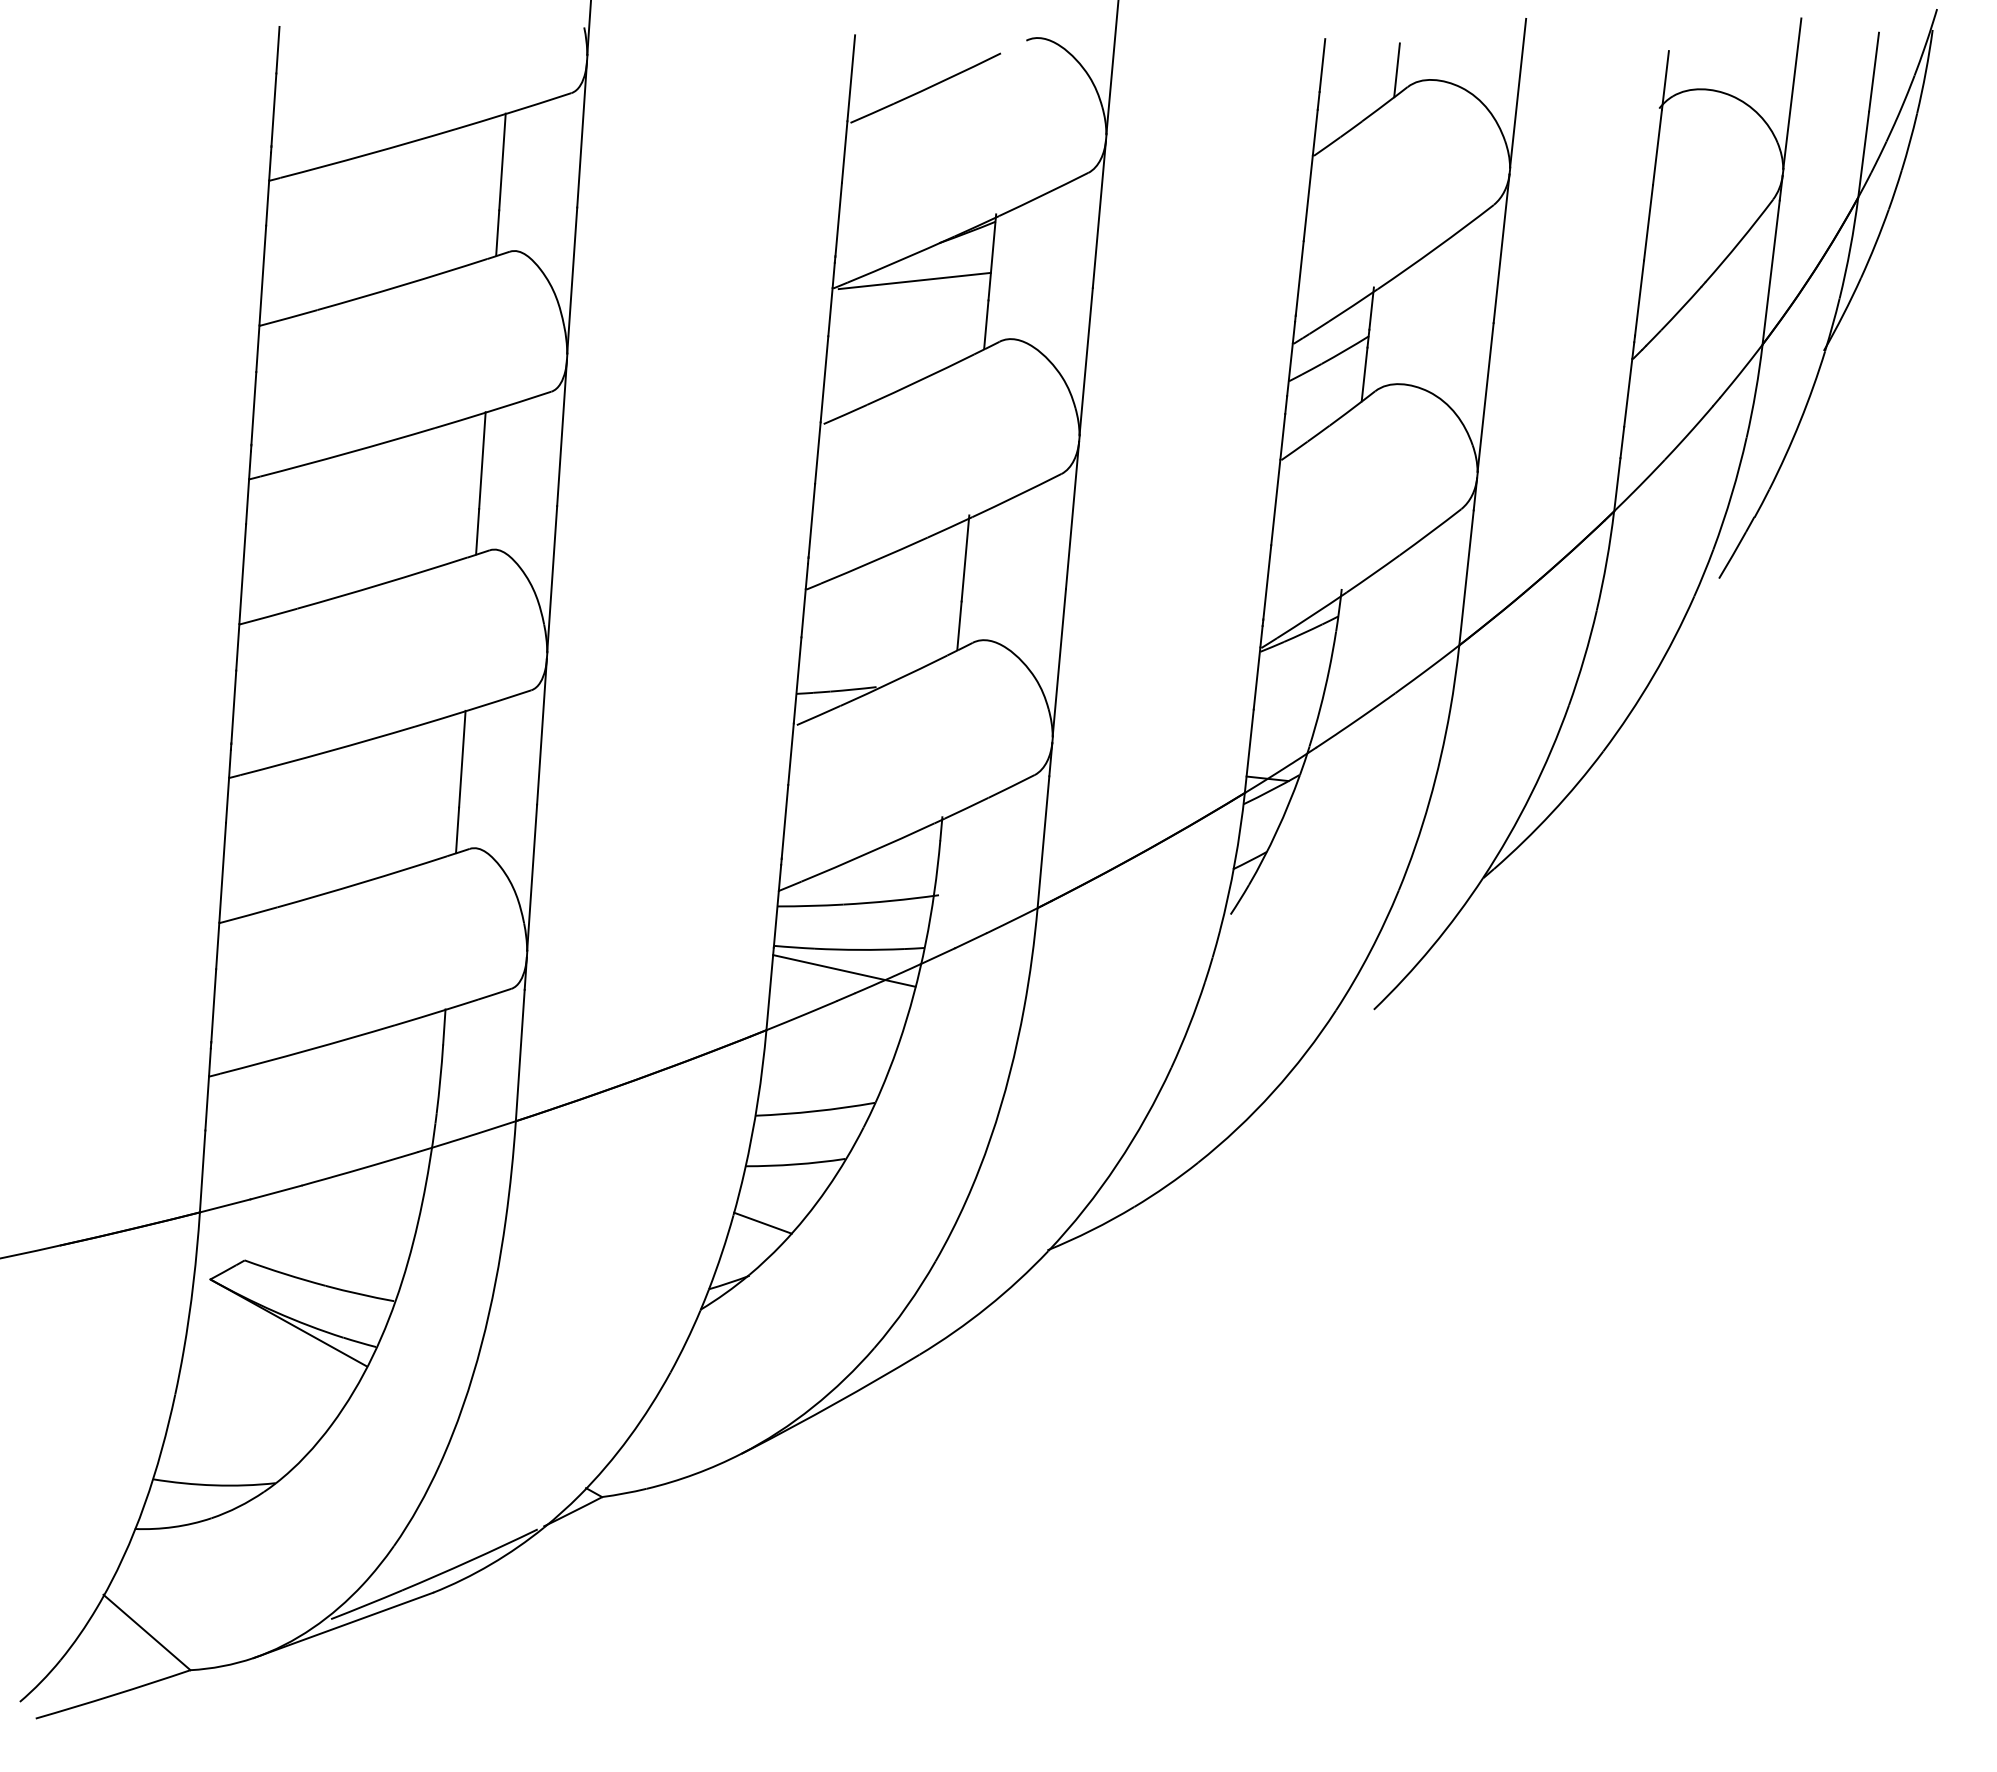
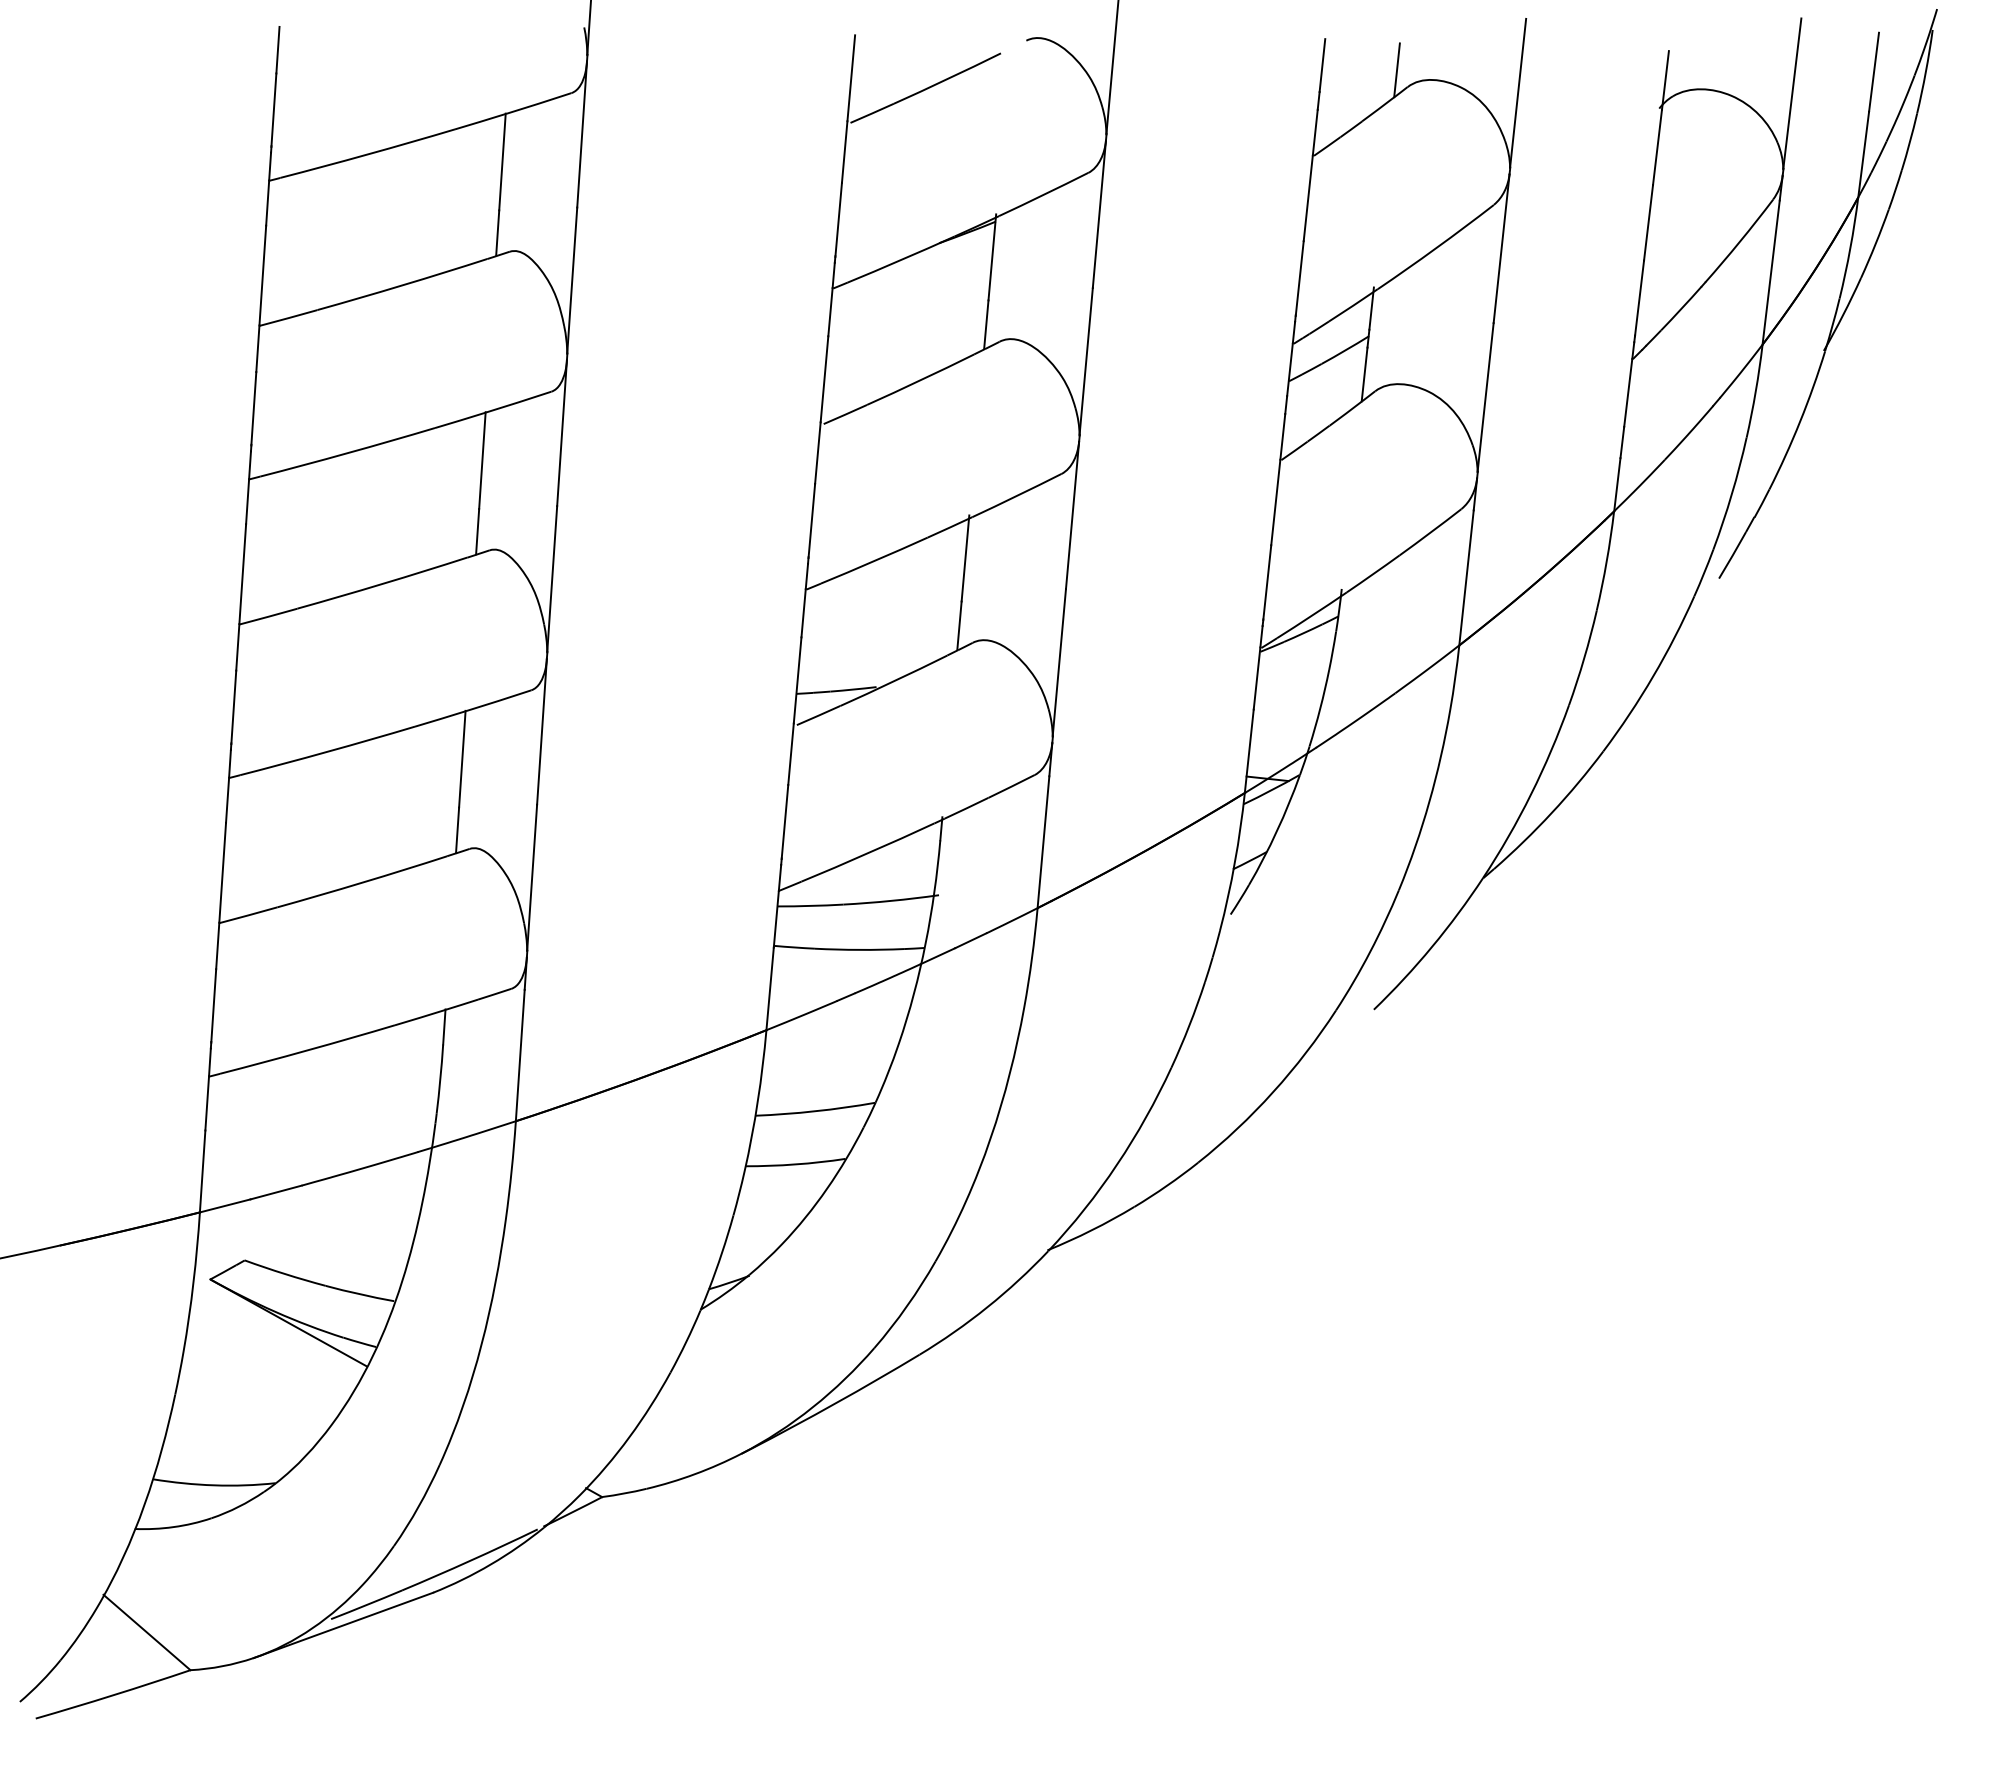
line: present -> none (914, 280)
line: present -> none (844, 970)
line: present -> none (762, 1222)
